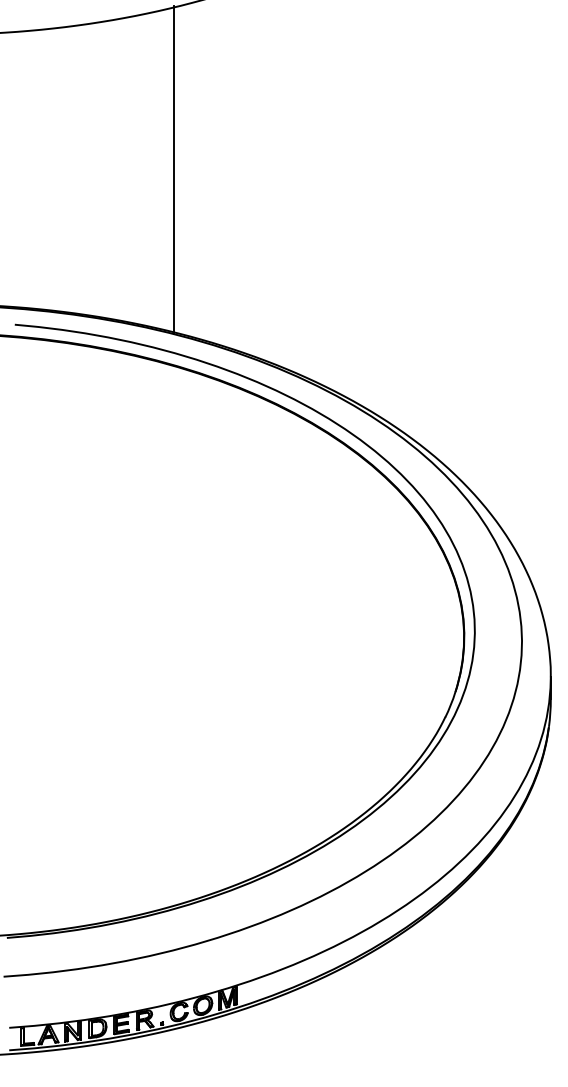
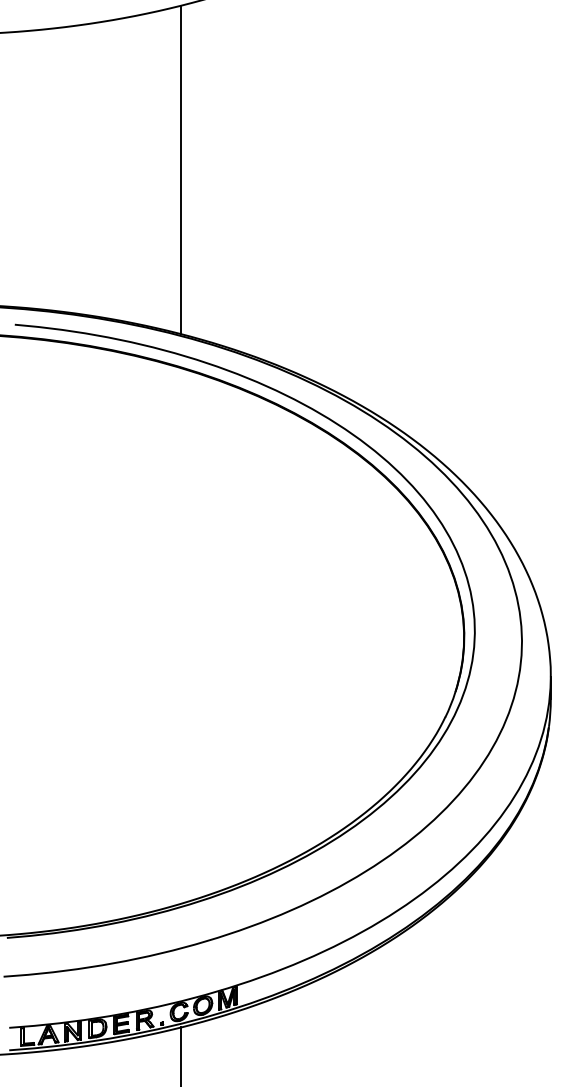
line position: (173, 169) -> (180, 169) (180, 169)
line: none -> present (180, 1055)
